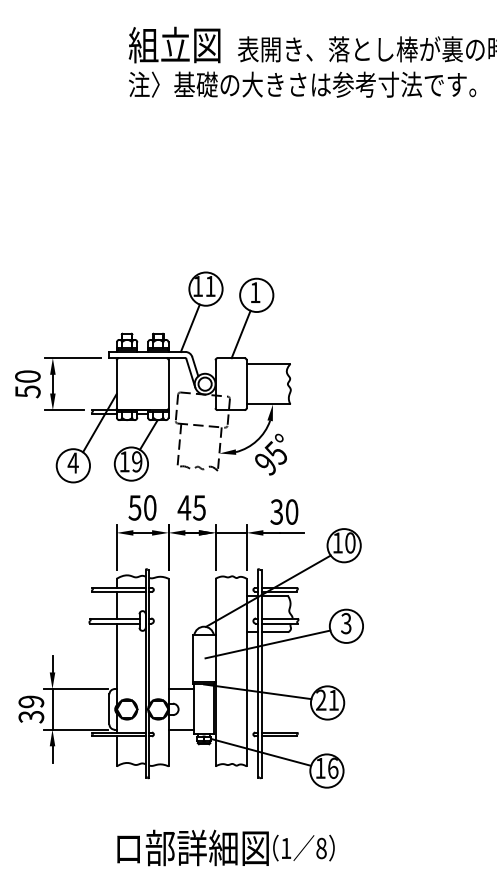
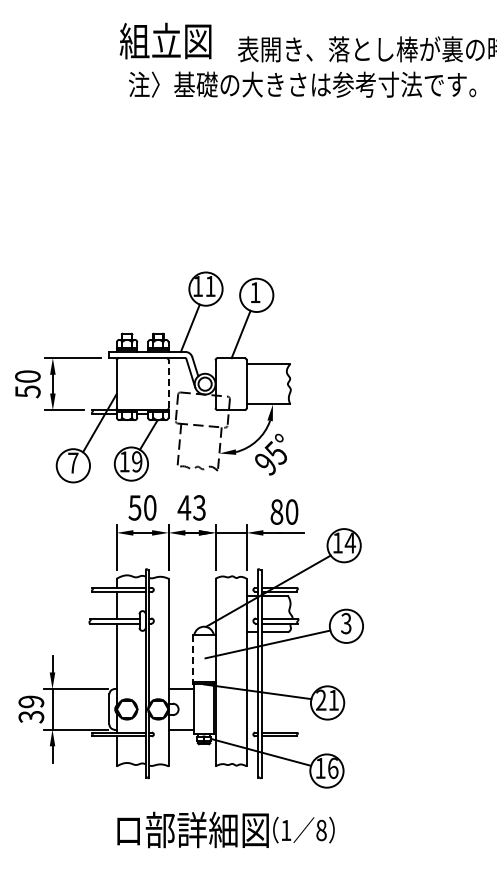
text position: (174, 44) -> (165, 40) (165, 40)
line: solid -> dashed (168, 384)
text: 4 -> 7 (72, 462)
text: 45 -> 43 (199, 507)
text: 30 -> 80 (276, 511)
text: 10 -> 14 (349, 542)
line: solid -> dashed (192, 658)
text position: (225, 847) -> (225, 829) (225, 829)
